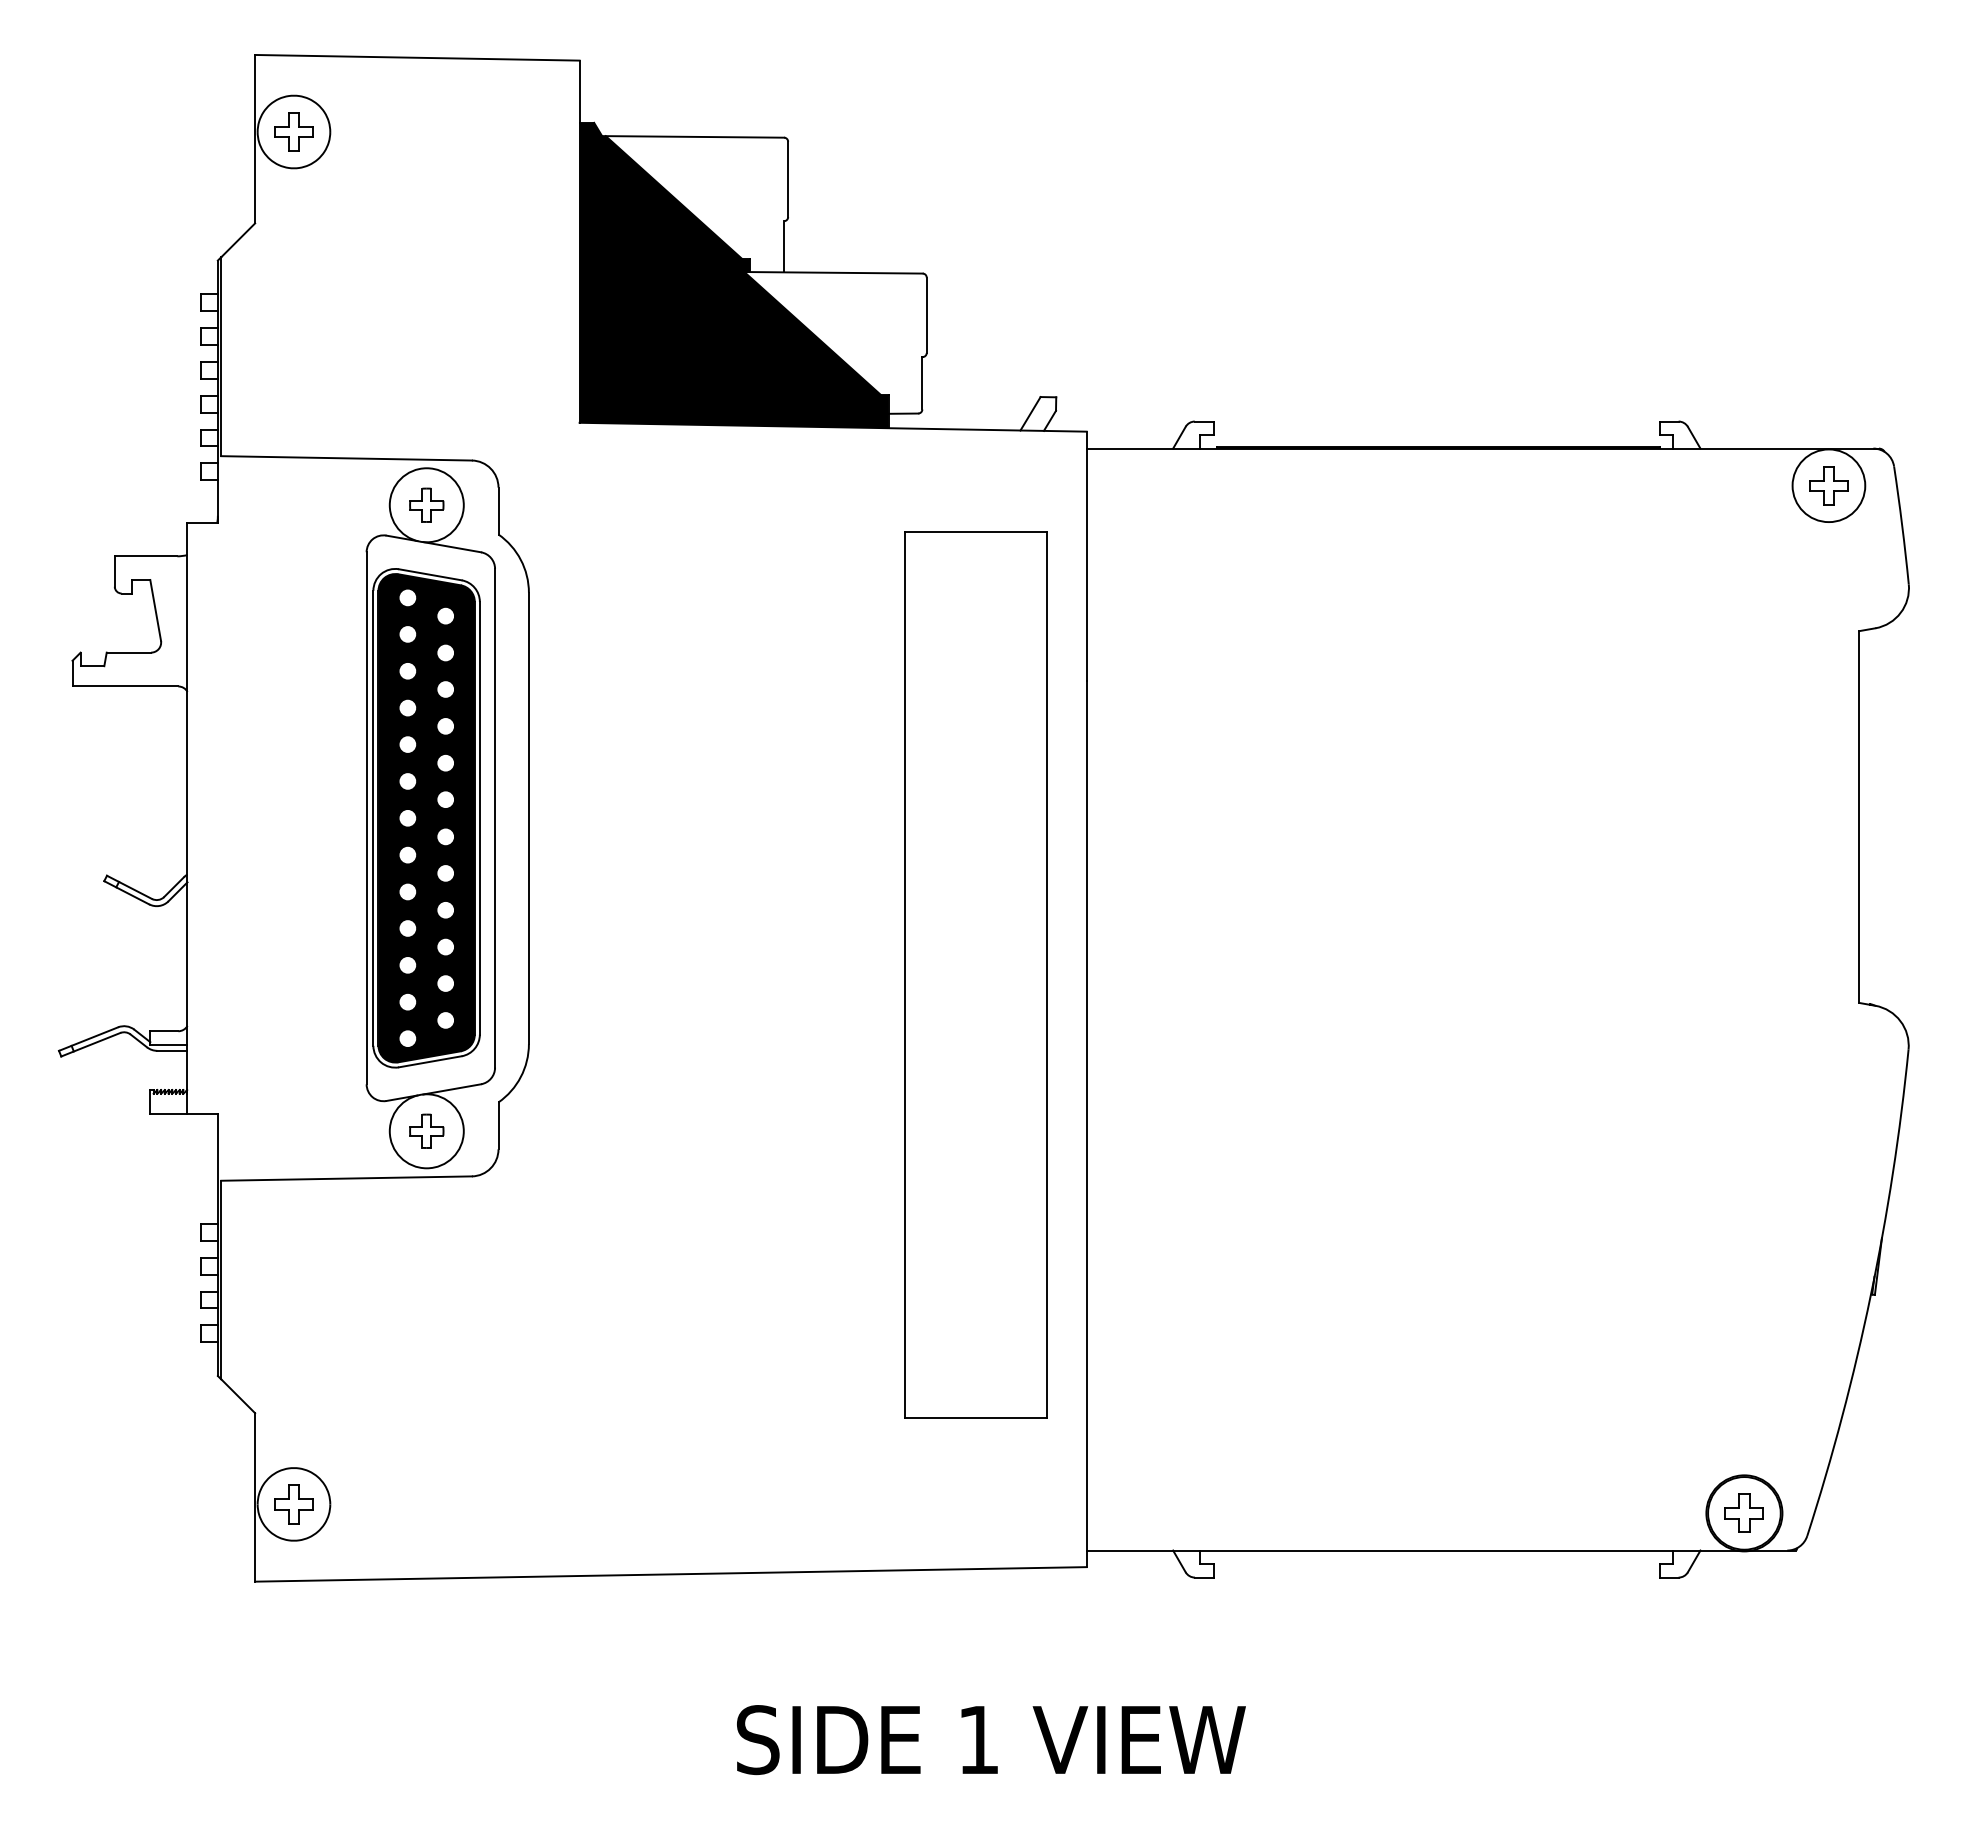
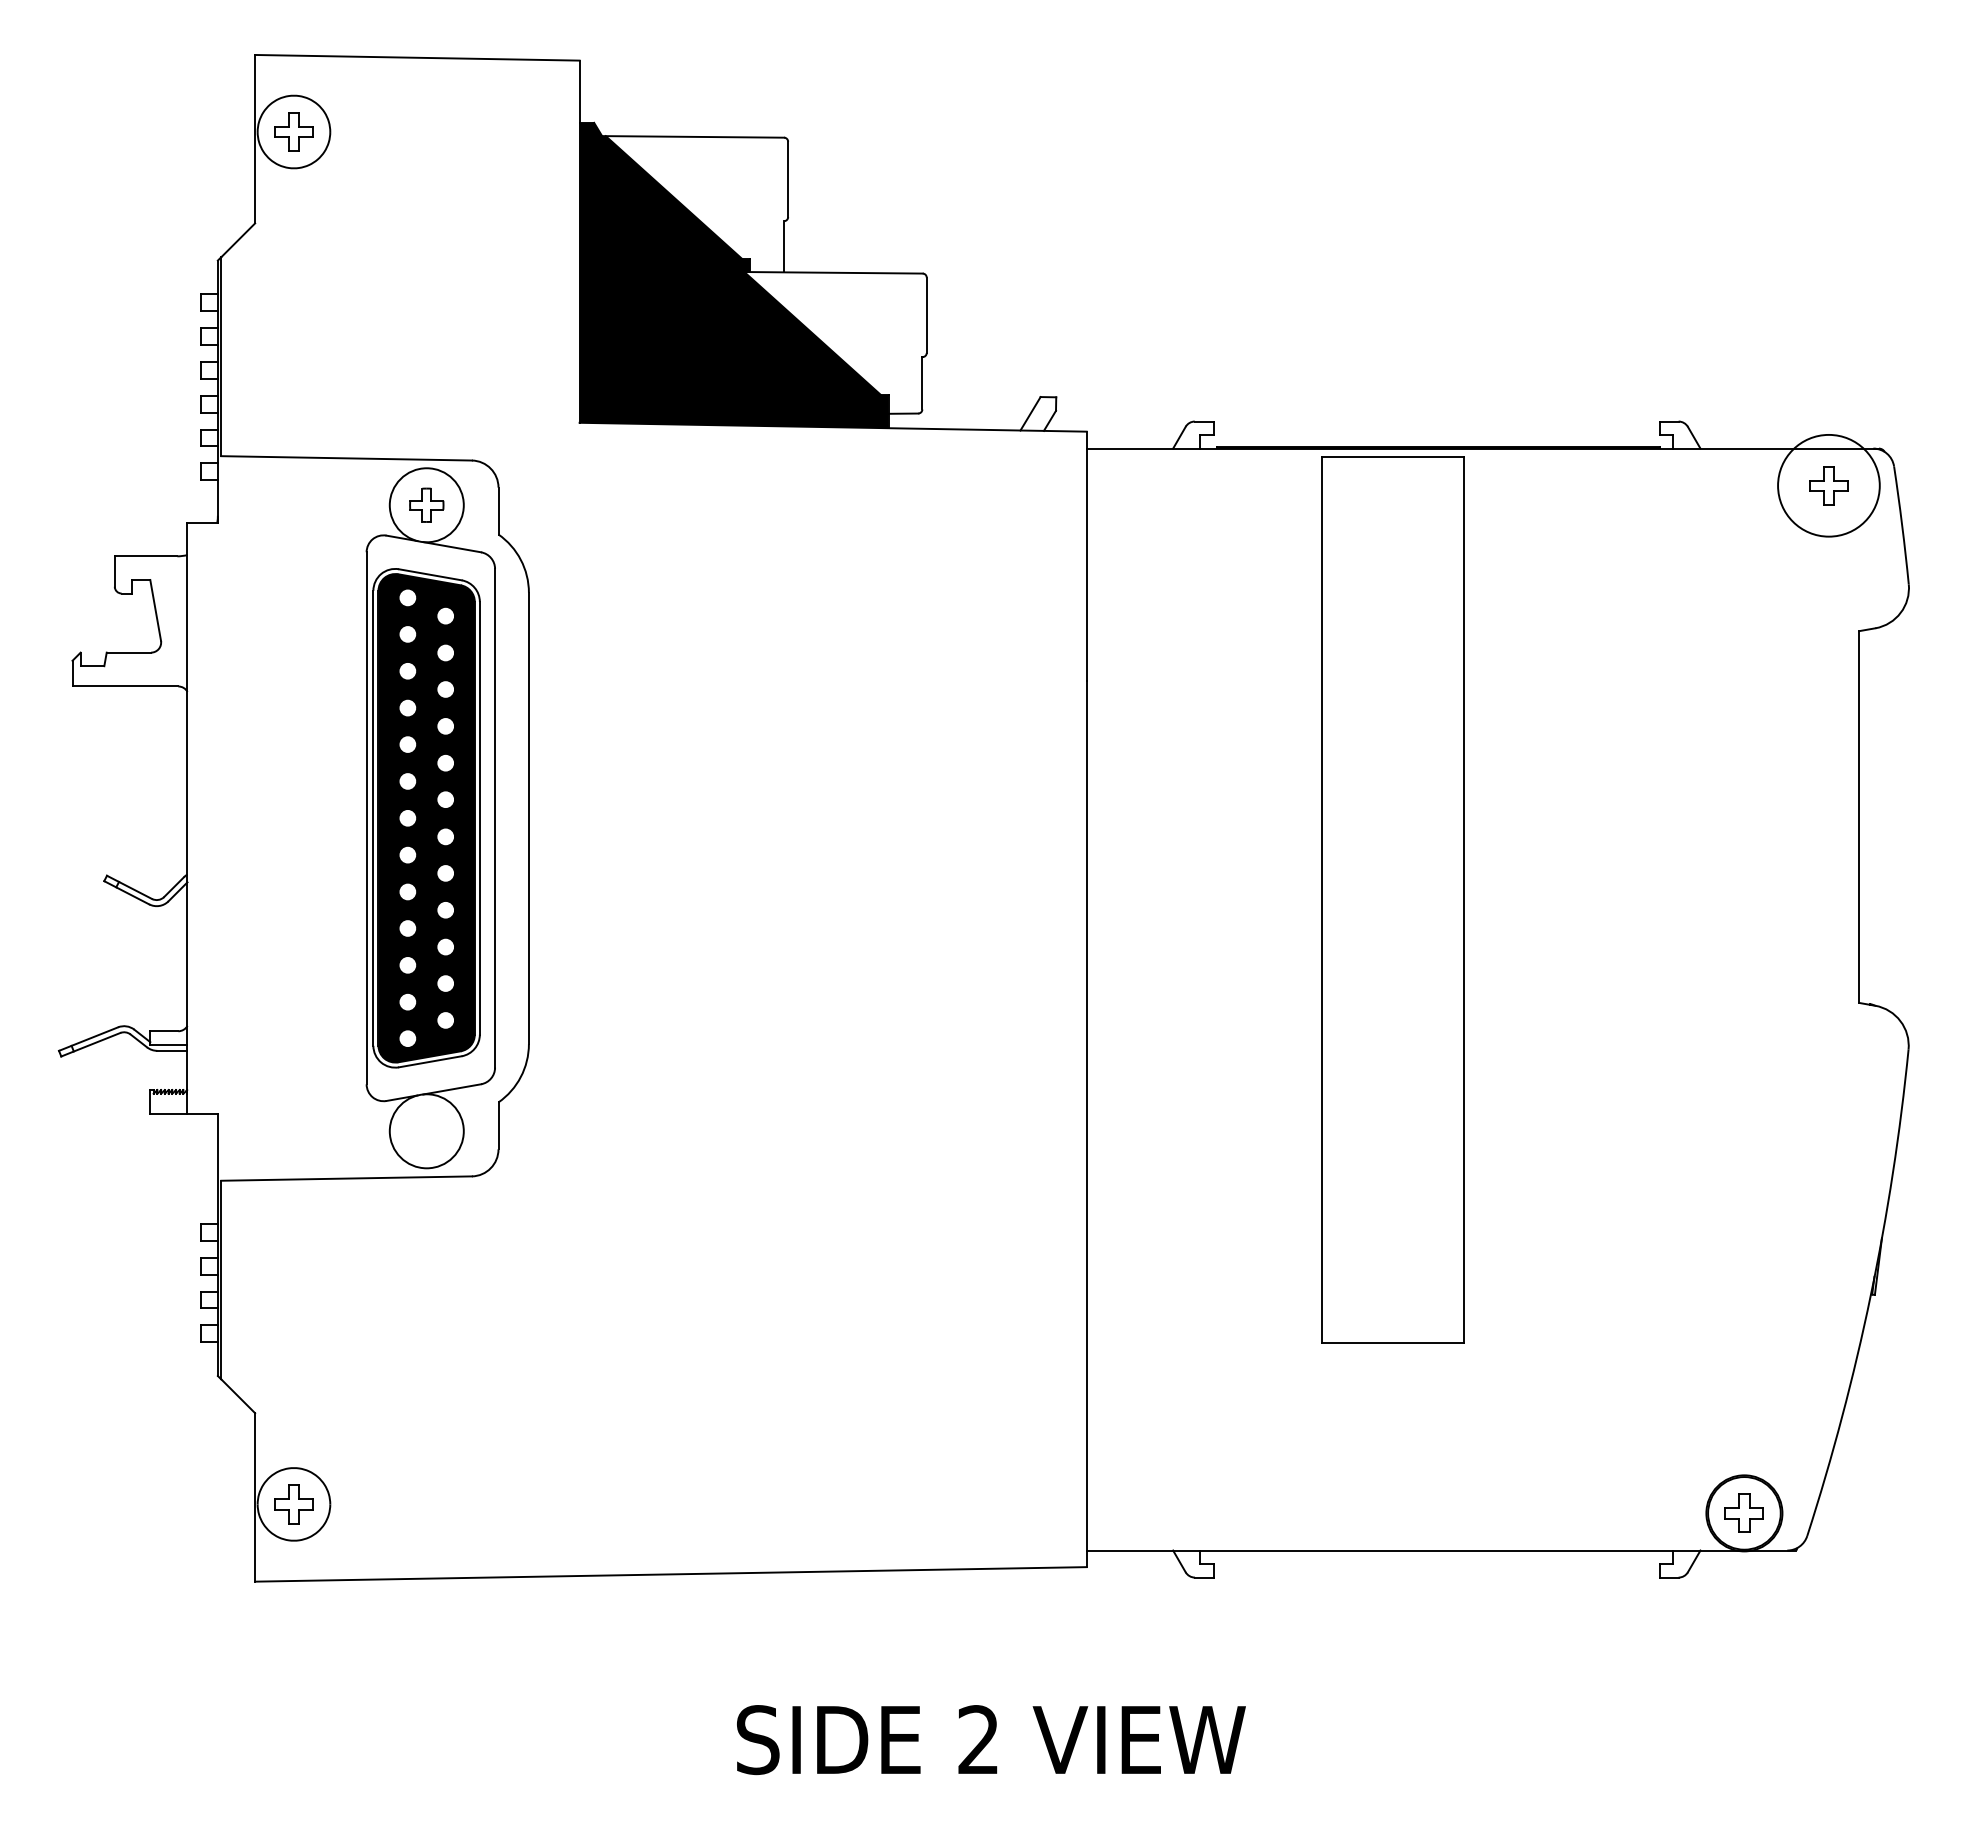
circle diameter: 73 px -> 102 px (1828, 485)
part position: (975, 974) -> (1392, 899) (1392, 899)
part: present -> none (426, 1130)
text: 1 -> 2 (977, 1739)
